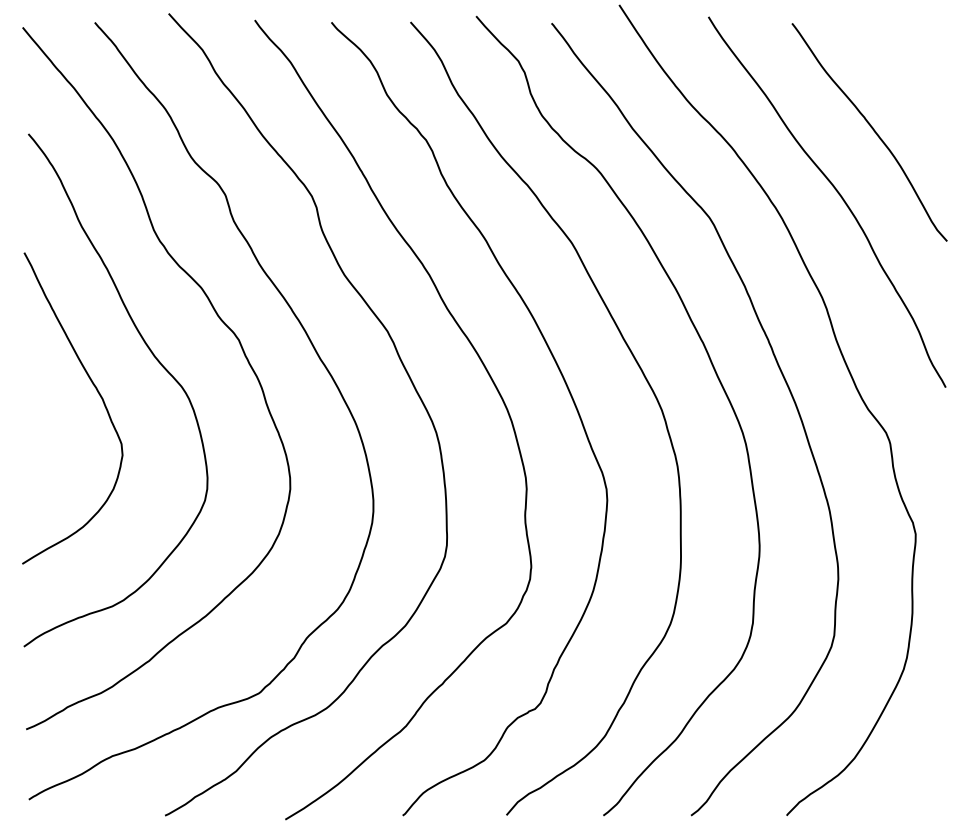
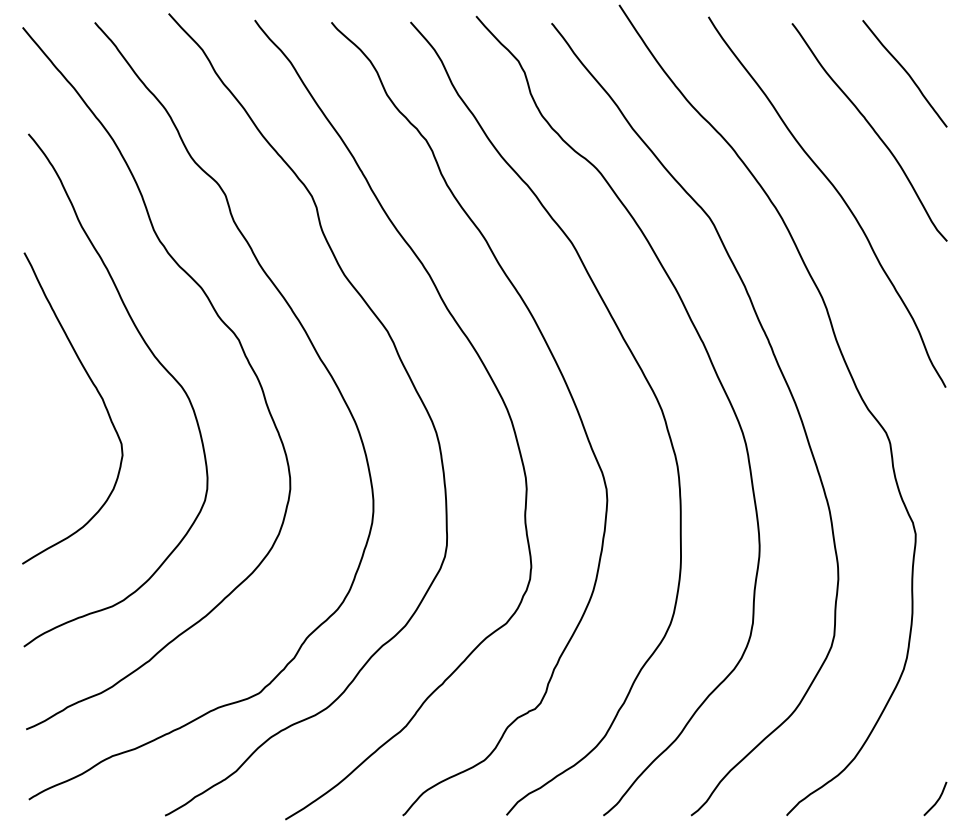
curve: none -> present (905, 72)
curve: none -> present (937, 799)
